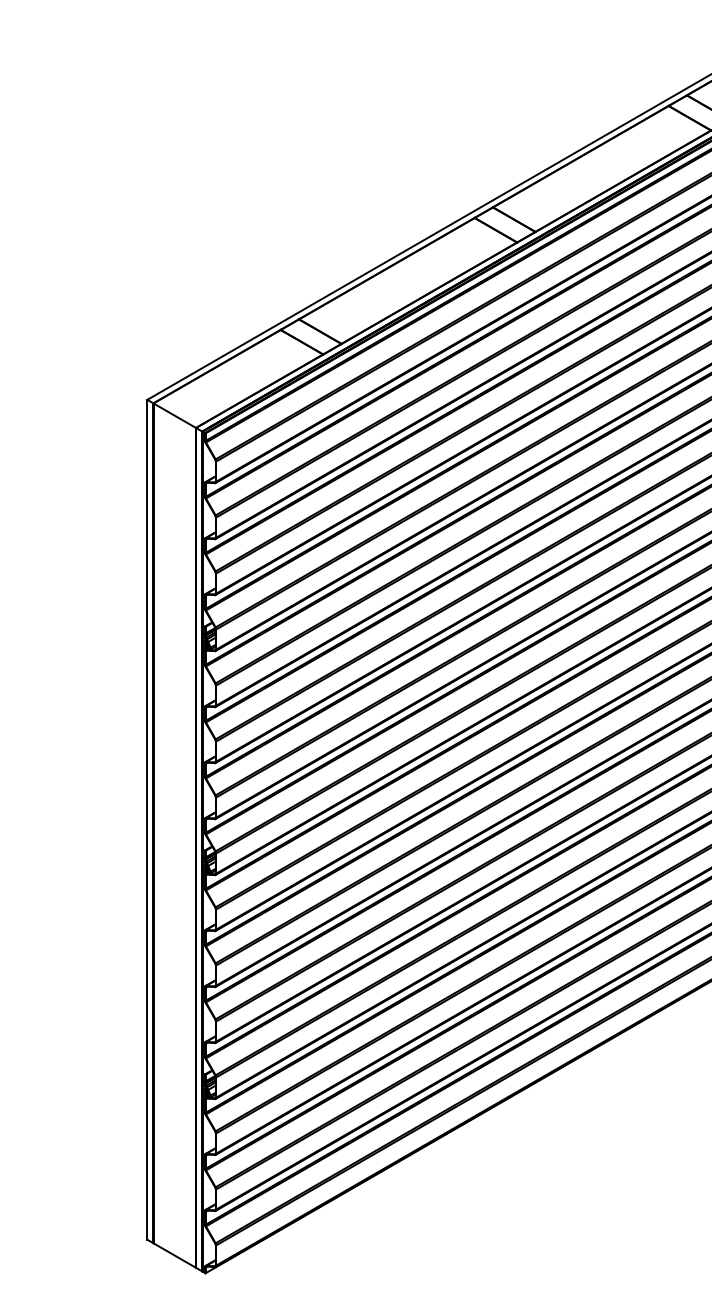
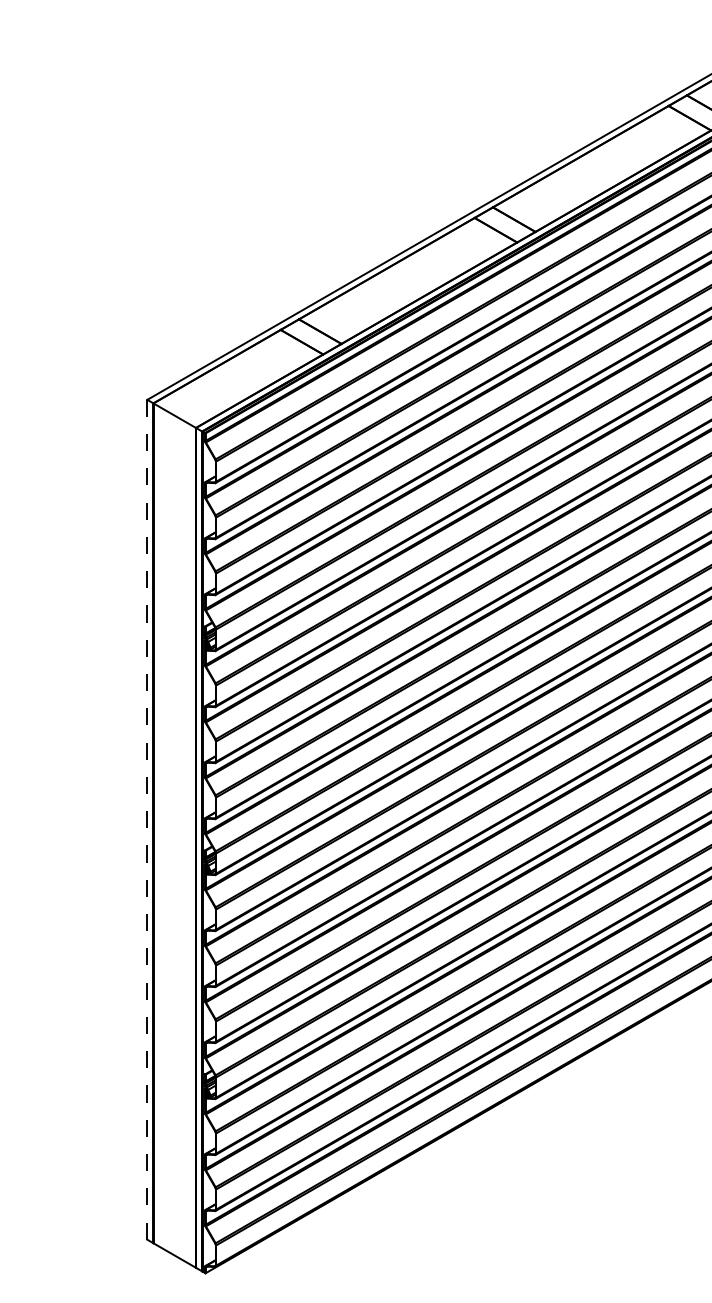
line: solid -> dashed (147, 819)
